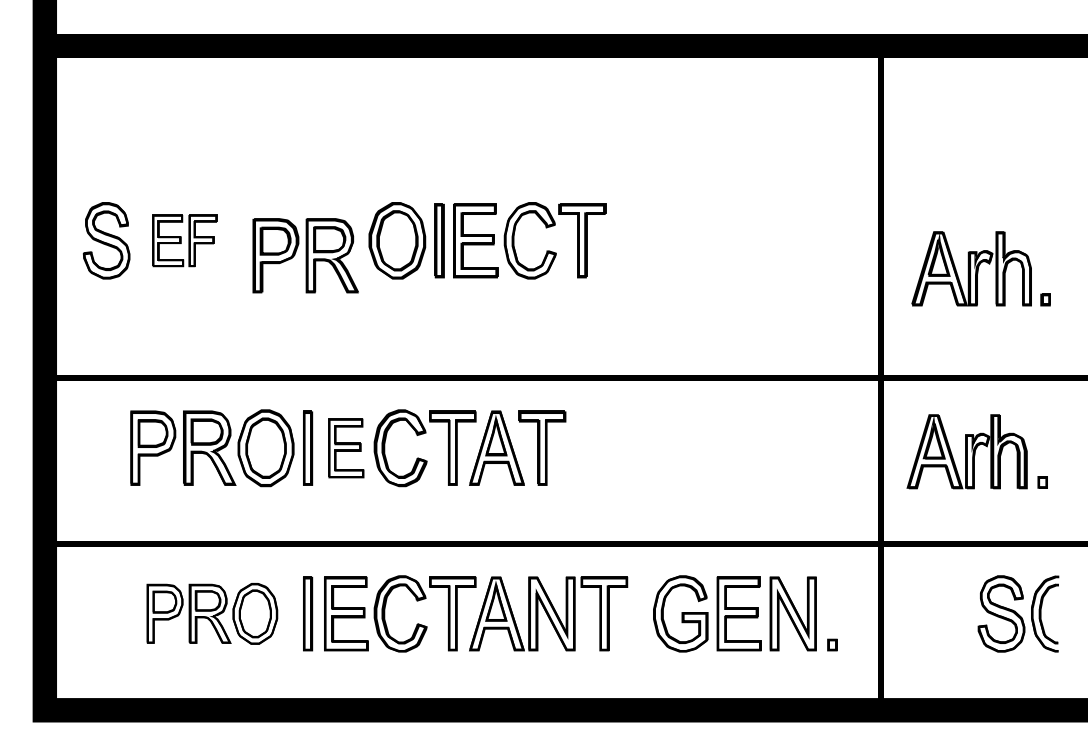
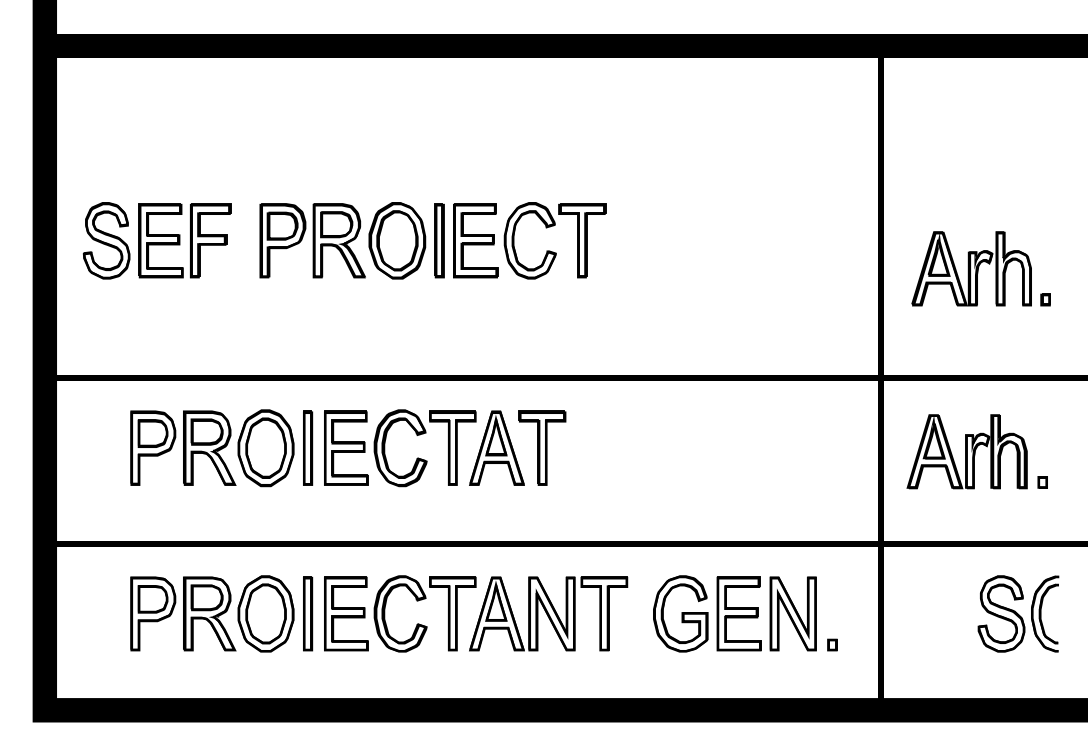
part size: 66x54 px -> 94x76 px (184, 240)
part position: (305, 255) -> (312, 240) (312, 240)
part size: 37x61 px -> 45x76 px (346, 447)
part size: 133x62 px -> 165x78 px (212, 613)
